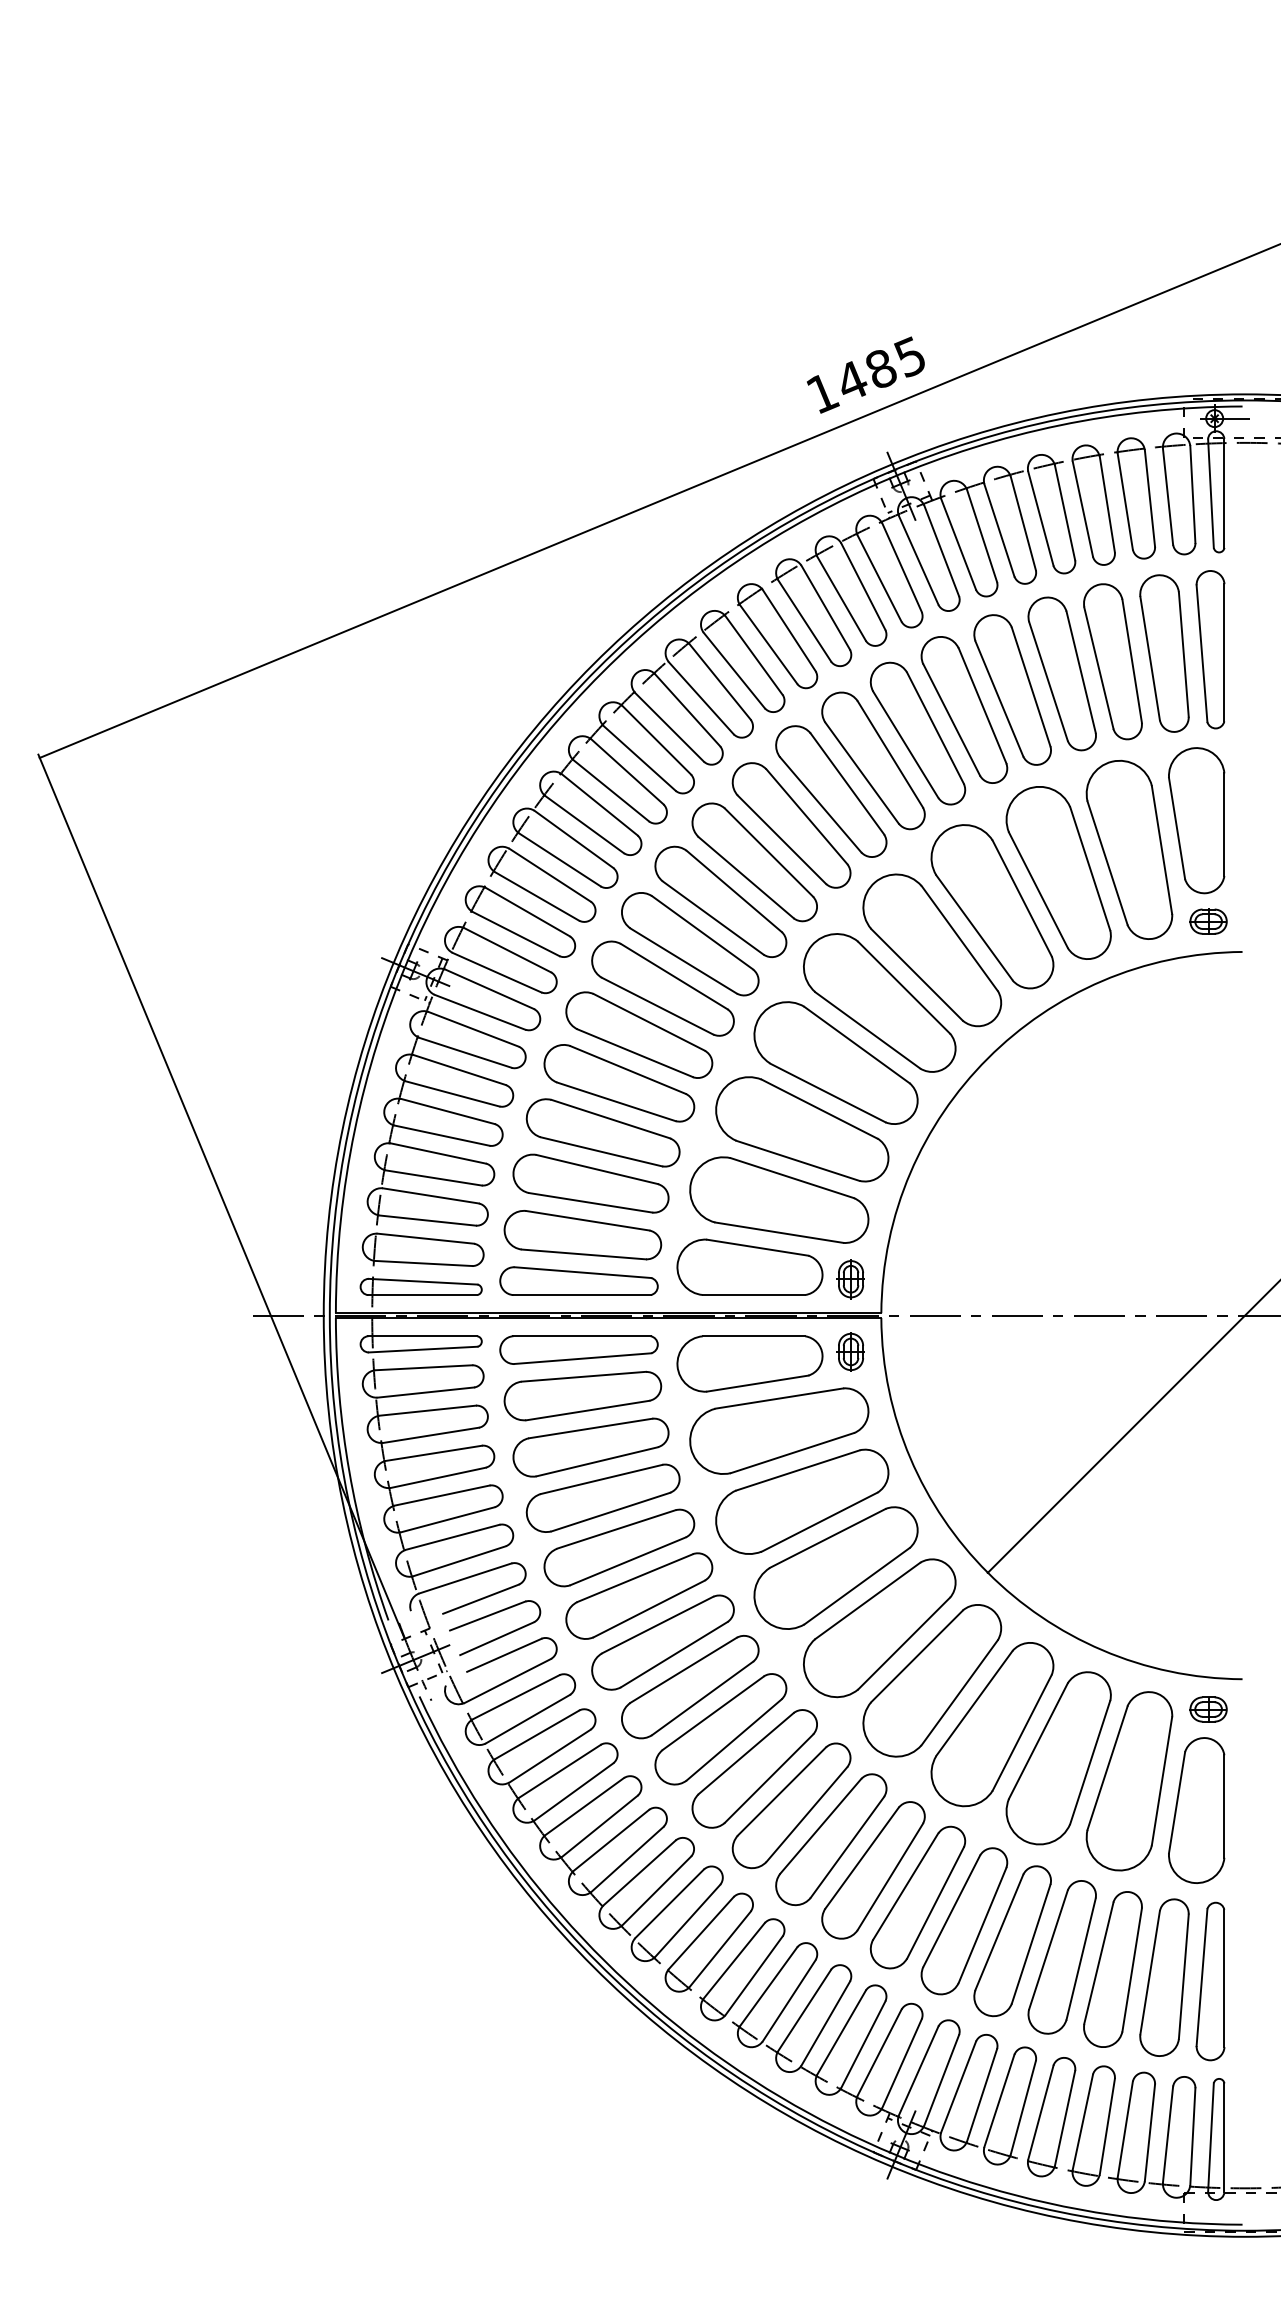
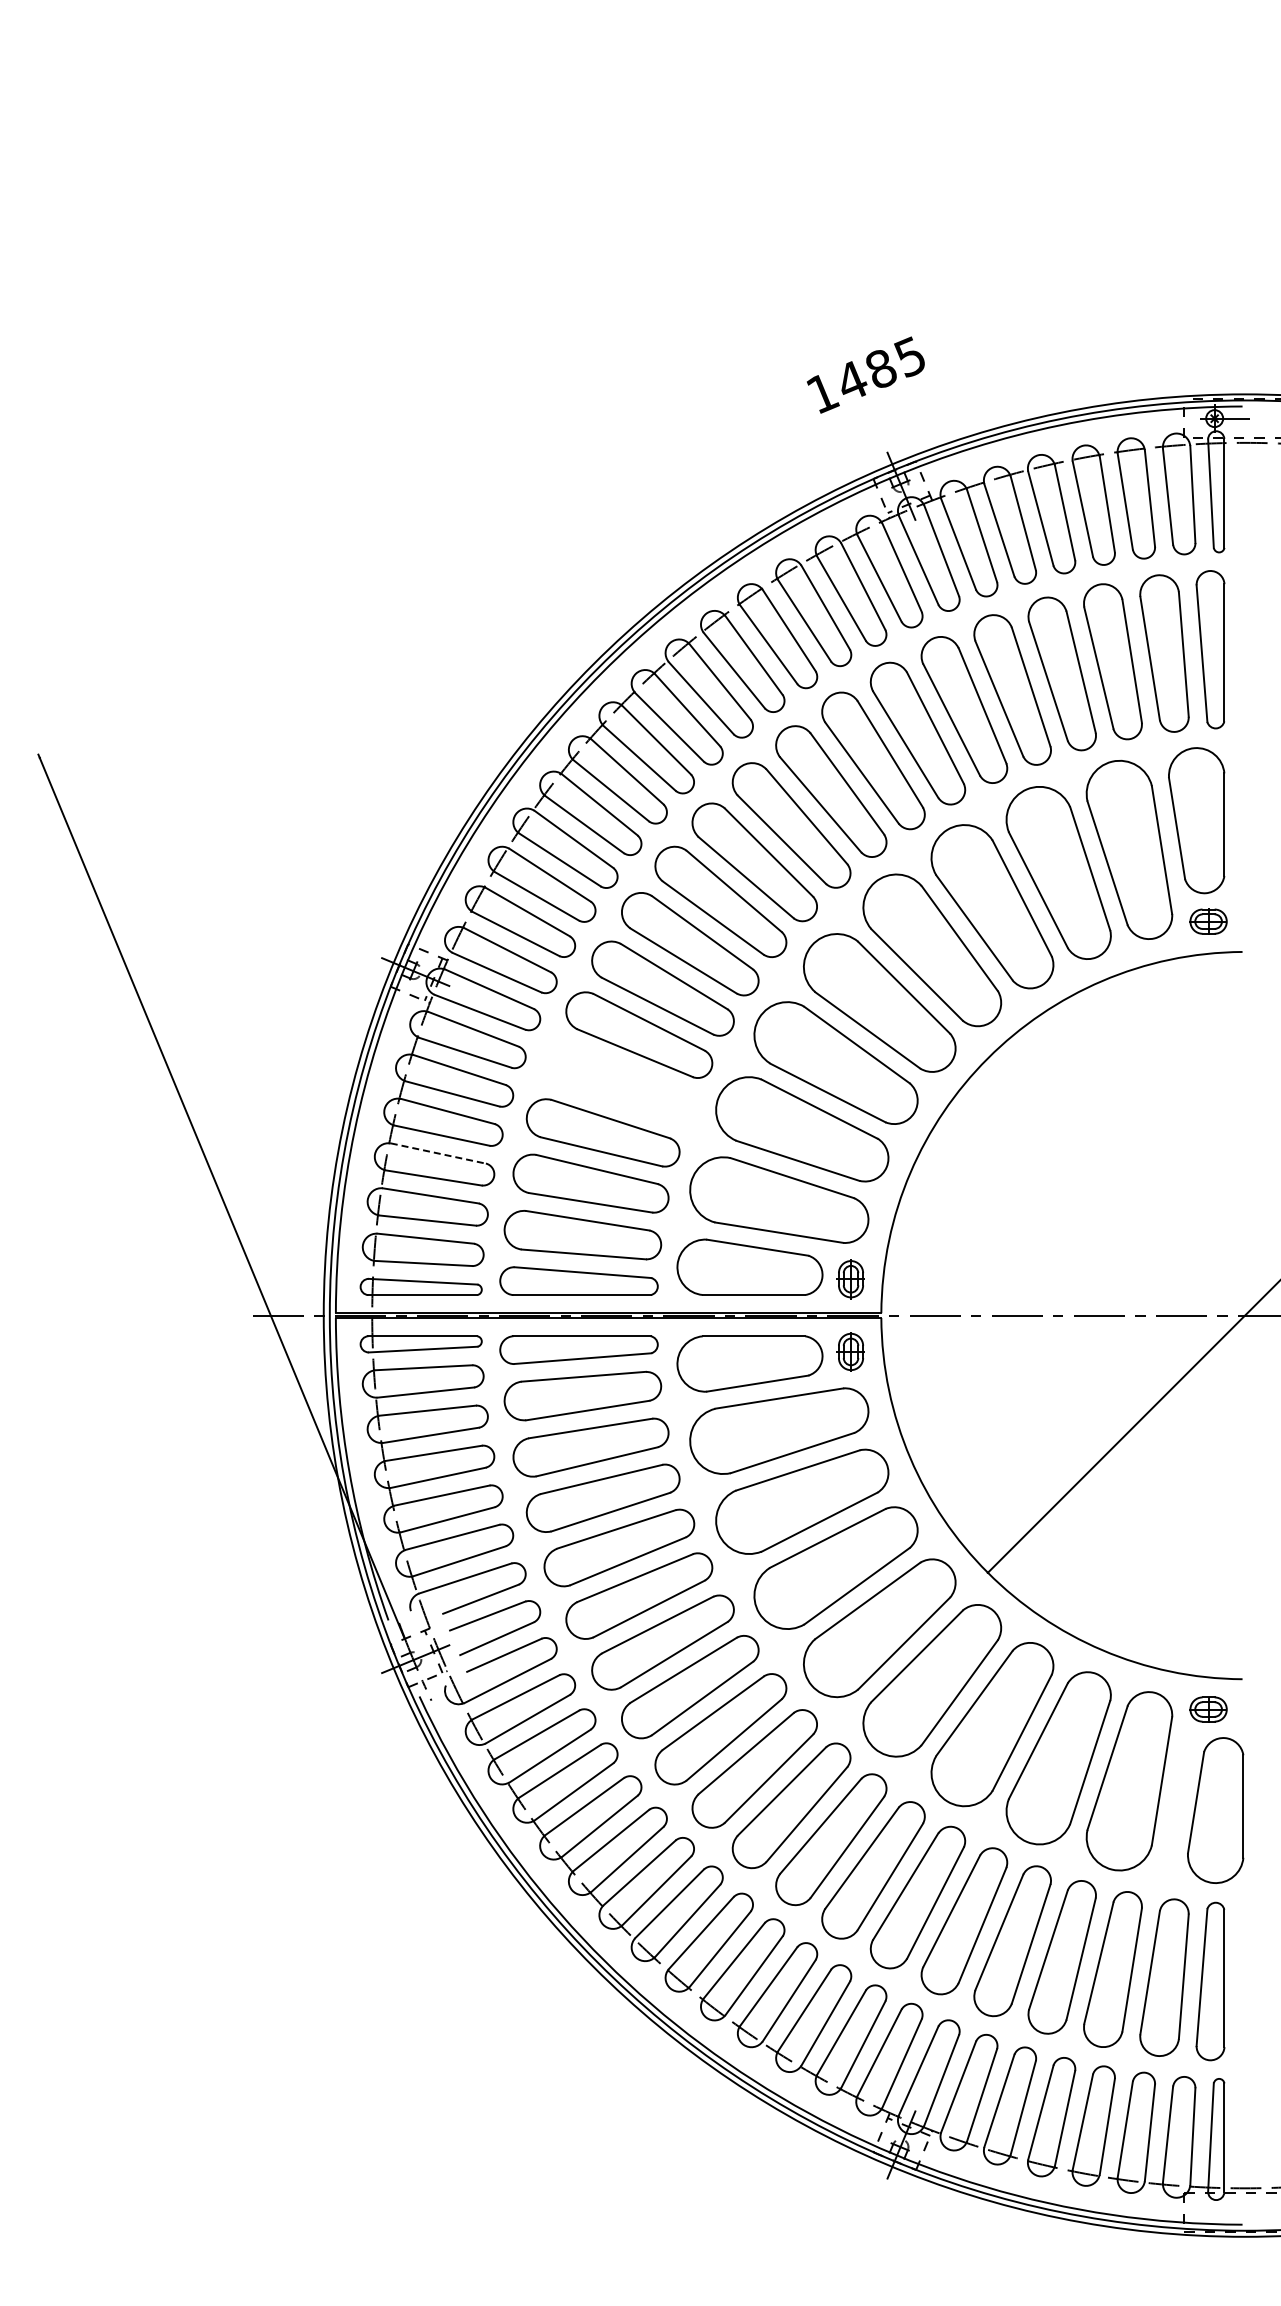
line: present -> none (658, 501)
part: present -> none (619, 1083)
line: solid -> dashed (438, 1153)
part position: (1196, 1810) -> (1215, 1810) (1215, 1810)
